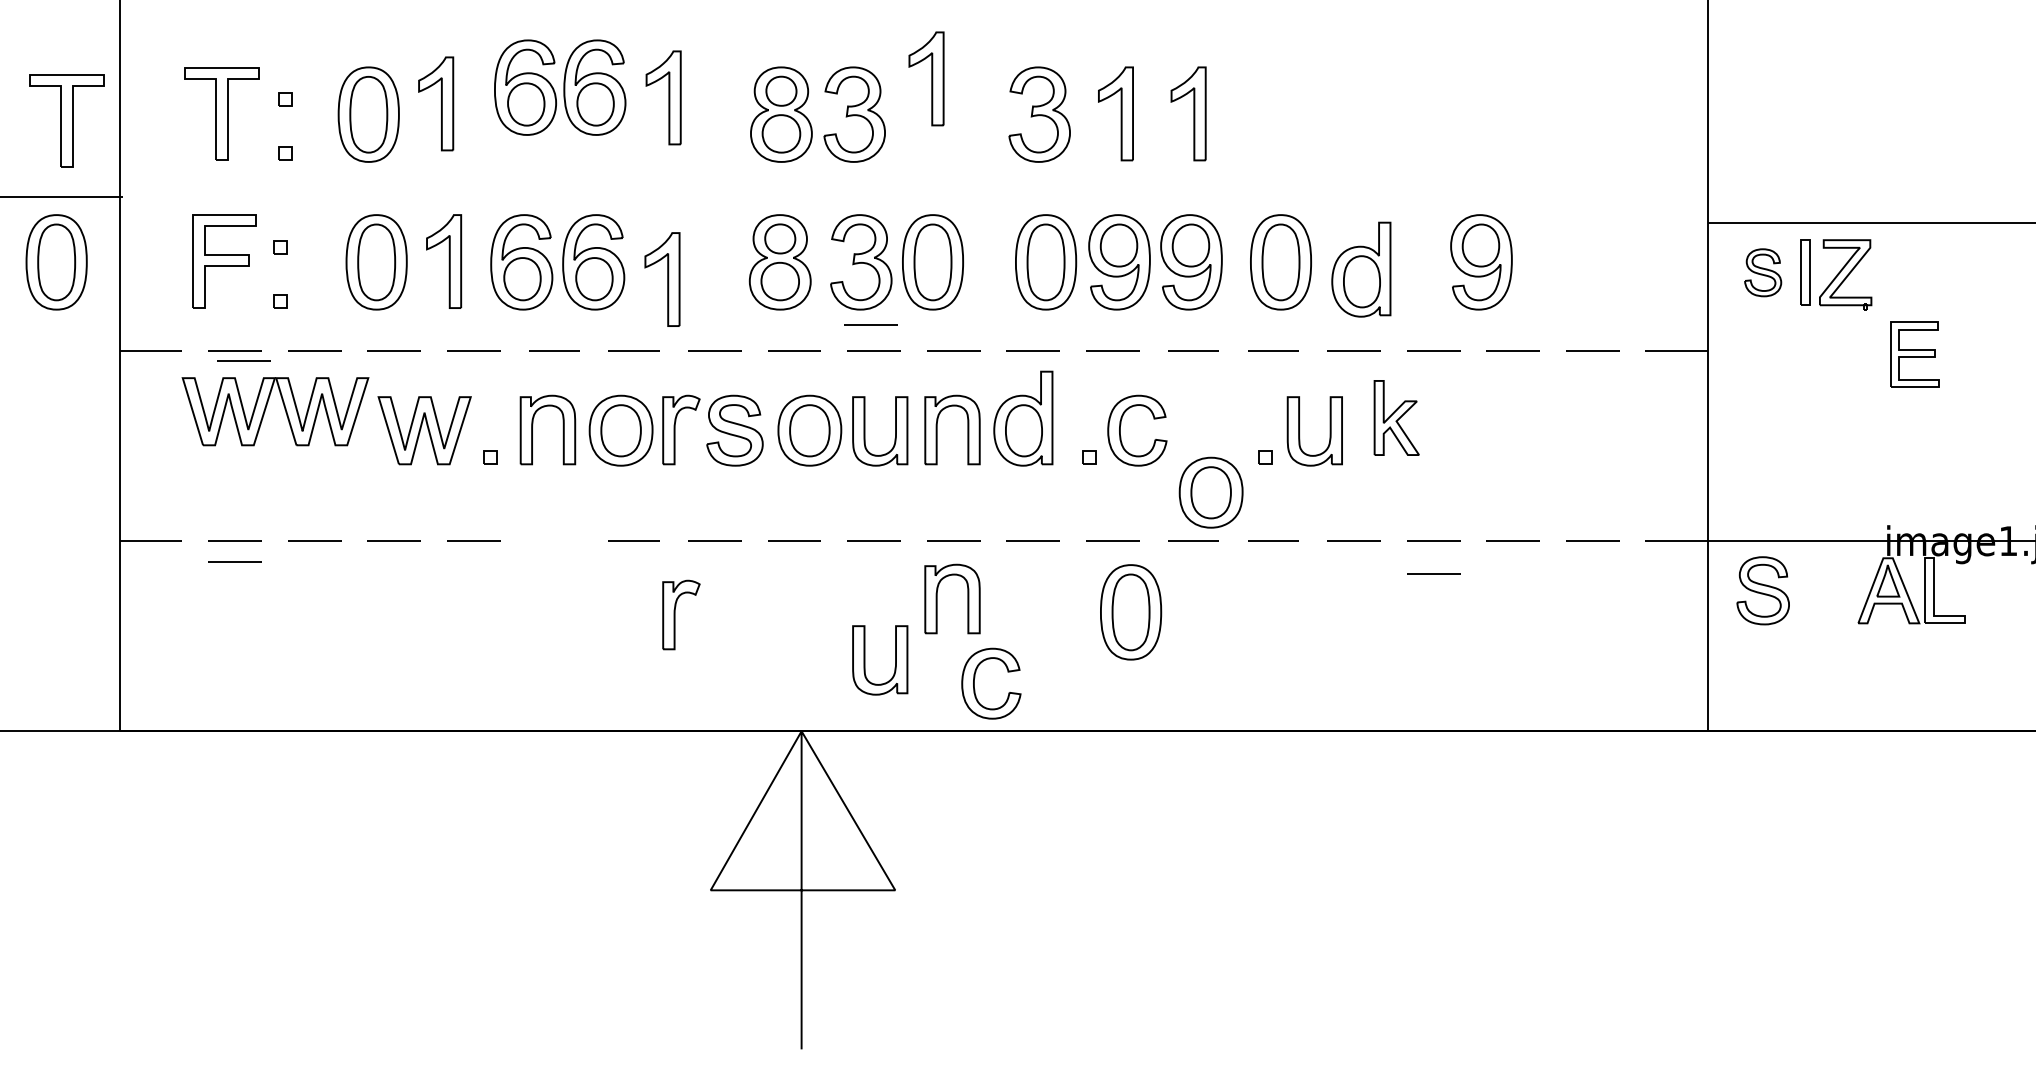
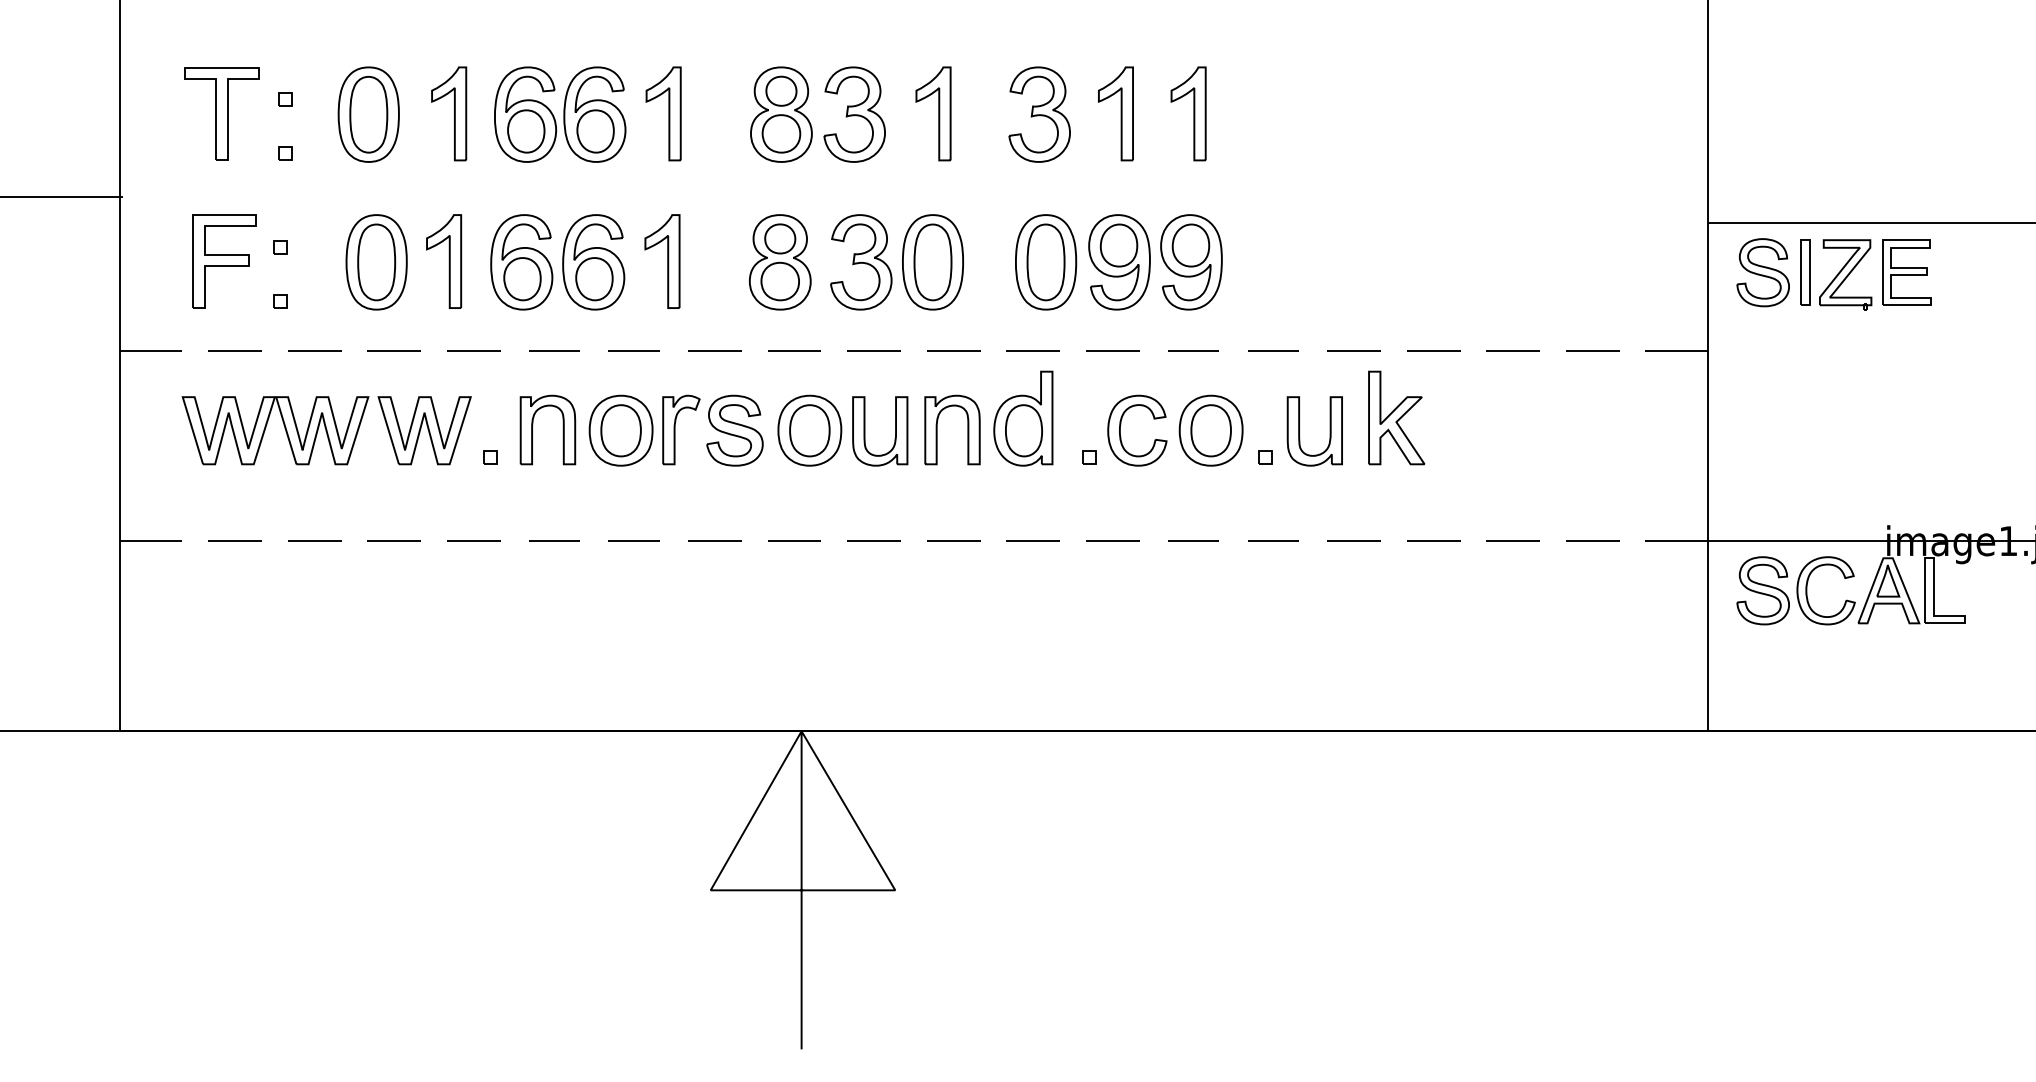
part position: (926, 78) -> (933, 113) (933, 113)
part position: (560, 87) -> (560, 114) (560, 114)
part position: (663, 97) -> (663, 113) (663, 113)
part position: (436, 103) -> (449, 113) (449, 113)
part: present -> none (66, 120)
part: present -> none (56, 262)
part: present -> none (1280, 262)
part: present -> none (1481, 262)
part: present -> none (1361, 269)
part size: 39x50 px -> 54x70 px (1762, 272)
part position: (662, 279) -> (662, 261) (662, 261)
line: present -> none (870, 324)
part position: (1914, 354) -> (1906, 272) (1906, 272)
line: present -> none (243, 360)
part position: (284, 409) -> (284, 428) (284, 428)
part size: 47x76 px -> 58x96 px (1396, 417)
part position: (1210, 492) -> (1210, 430) (1210, 430)
line: none -> present (554, 540)
line: present -> none (234, 561)
line: present -> none (1433, 573)
part: none -> present (1807, 590)
part: present -> none (937, 598)
part: present -> none (1131, 612)
part: present -> none (681, 614)
part: present -> none (865, 660)
part: present -> none (974, 683)
